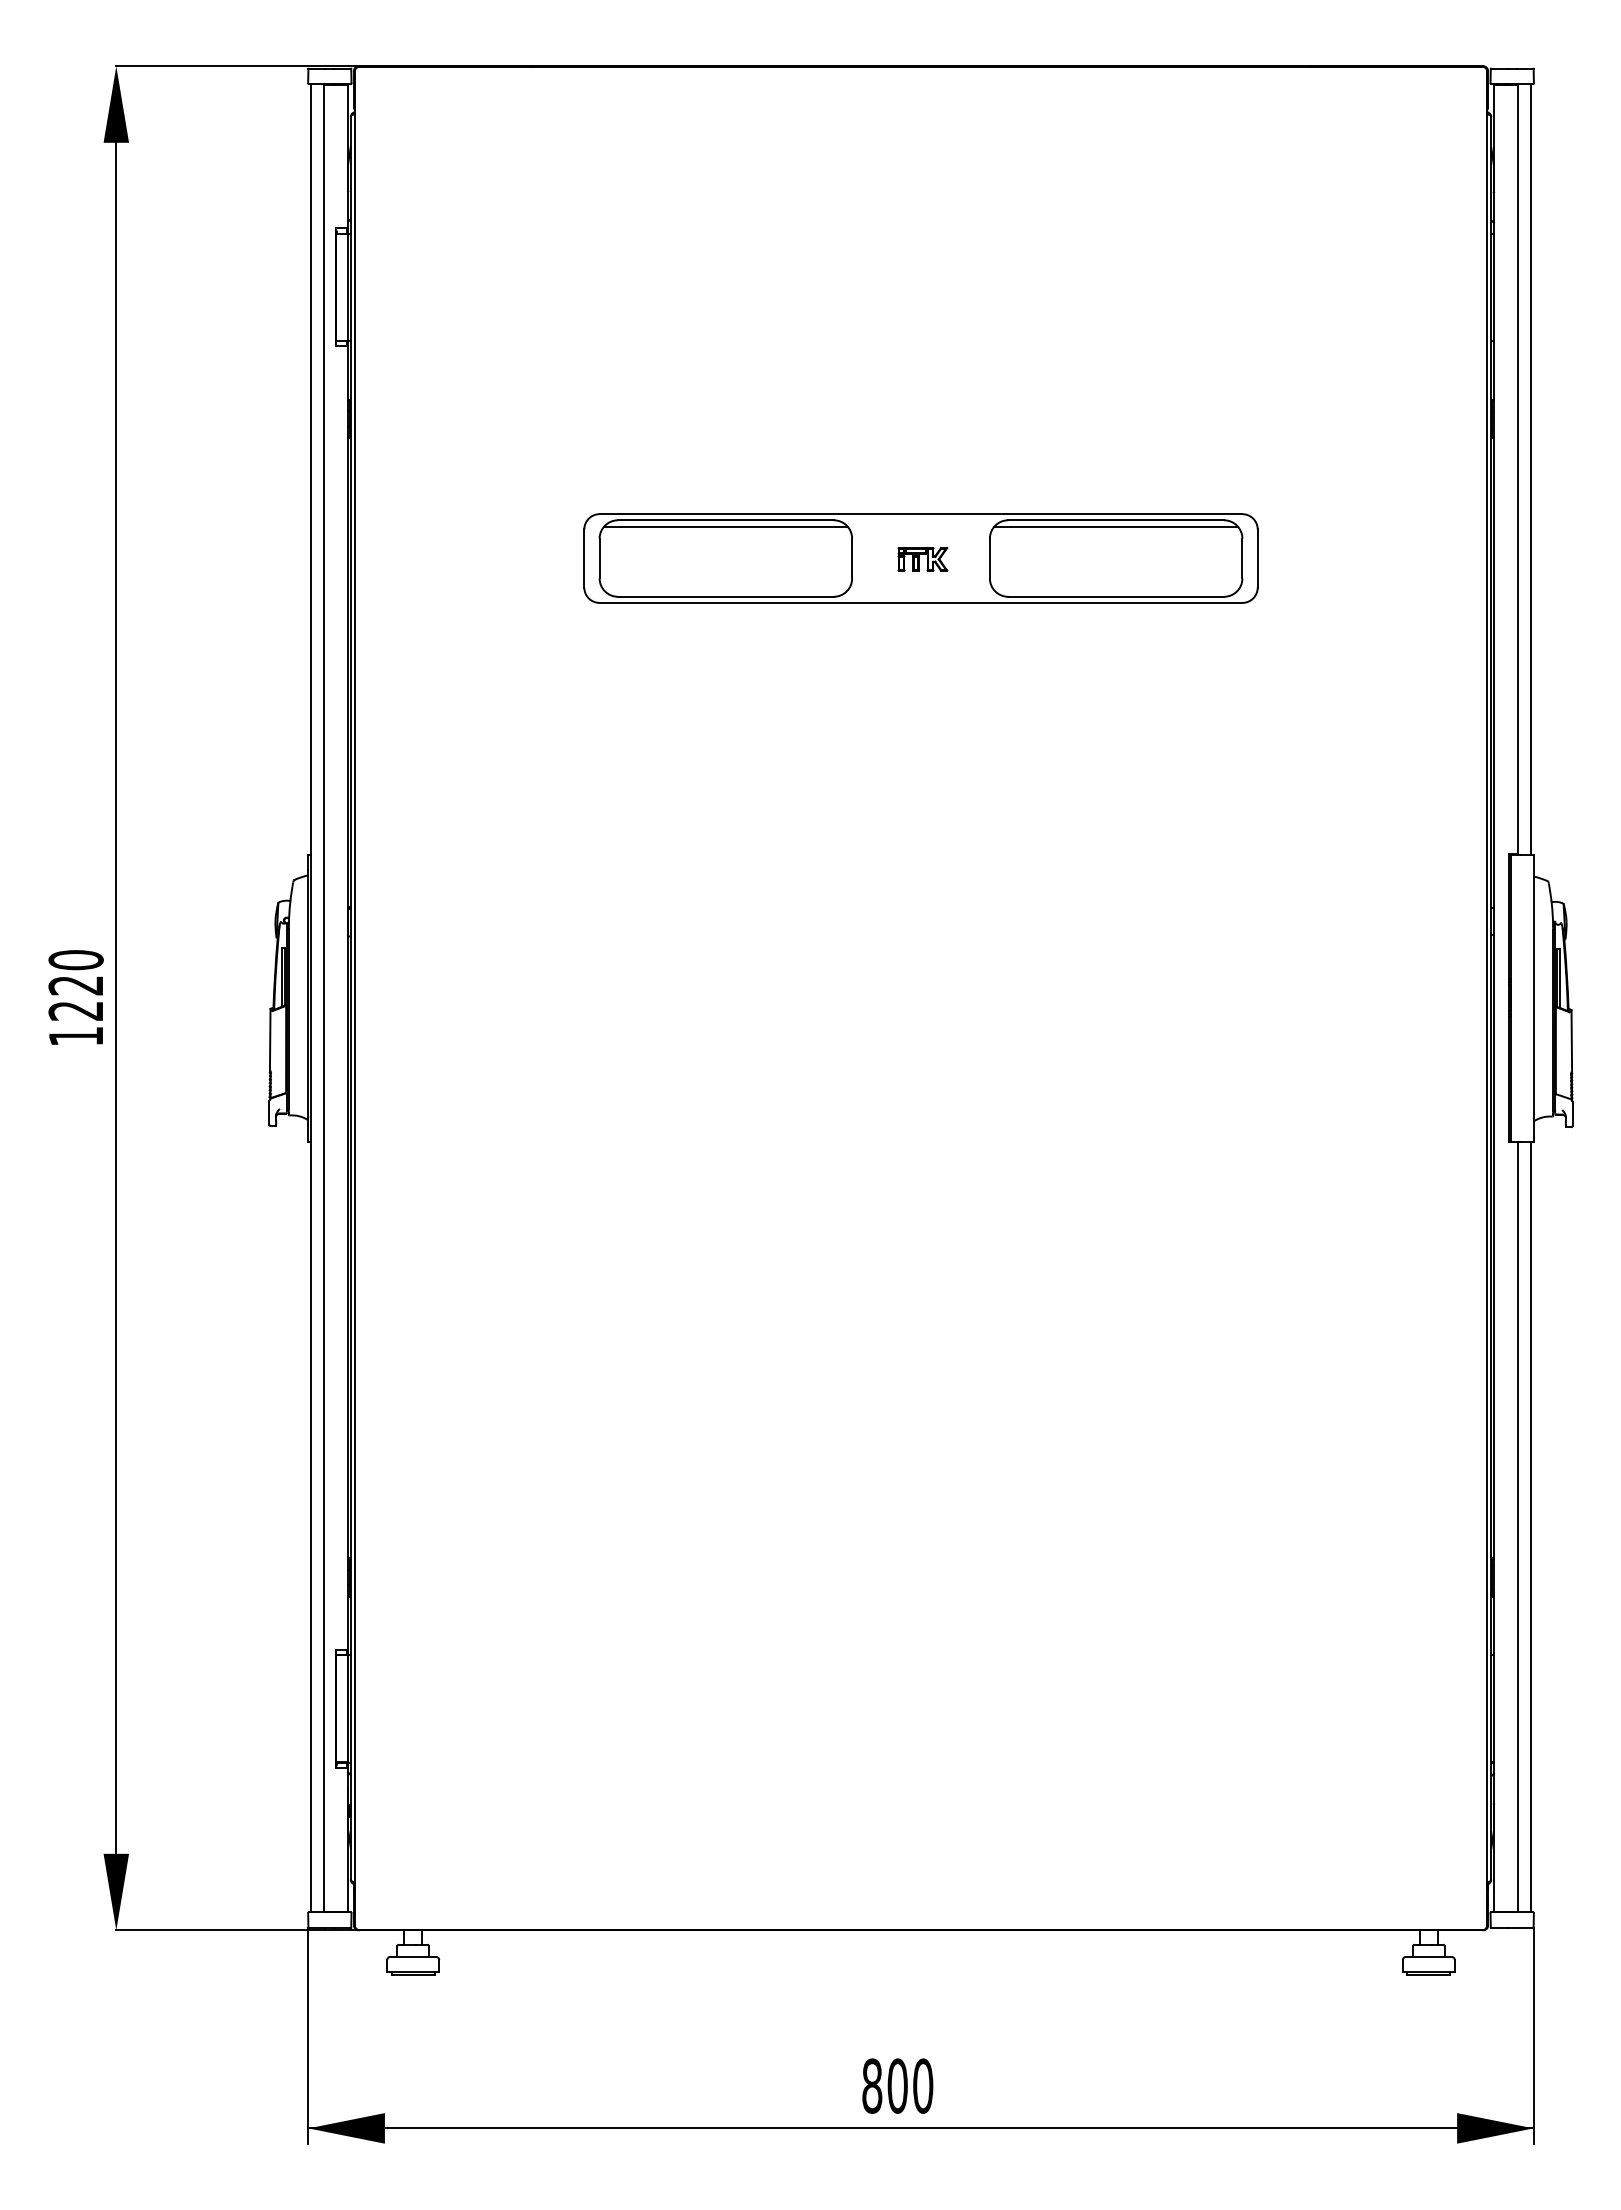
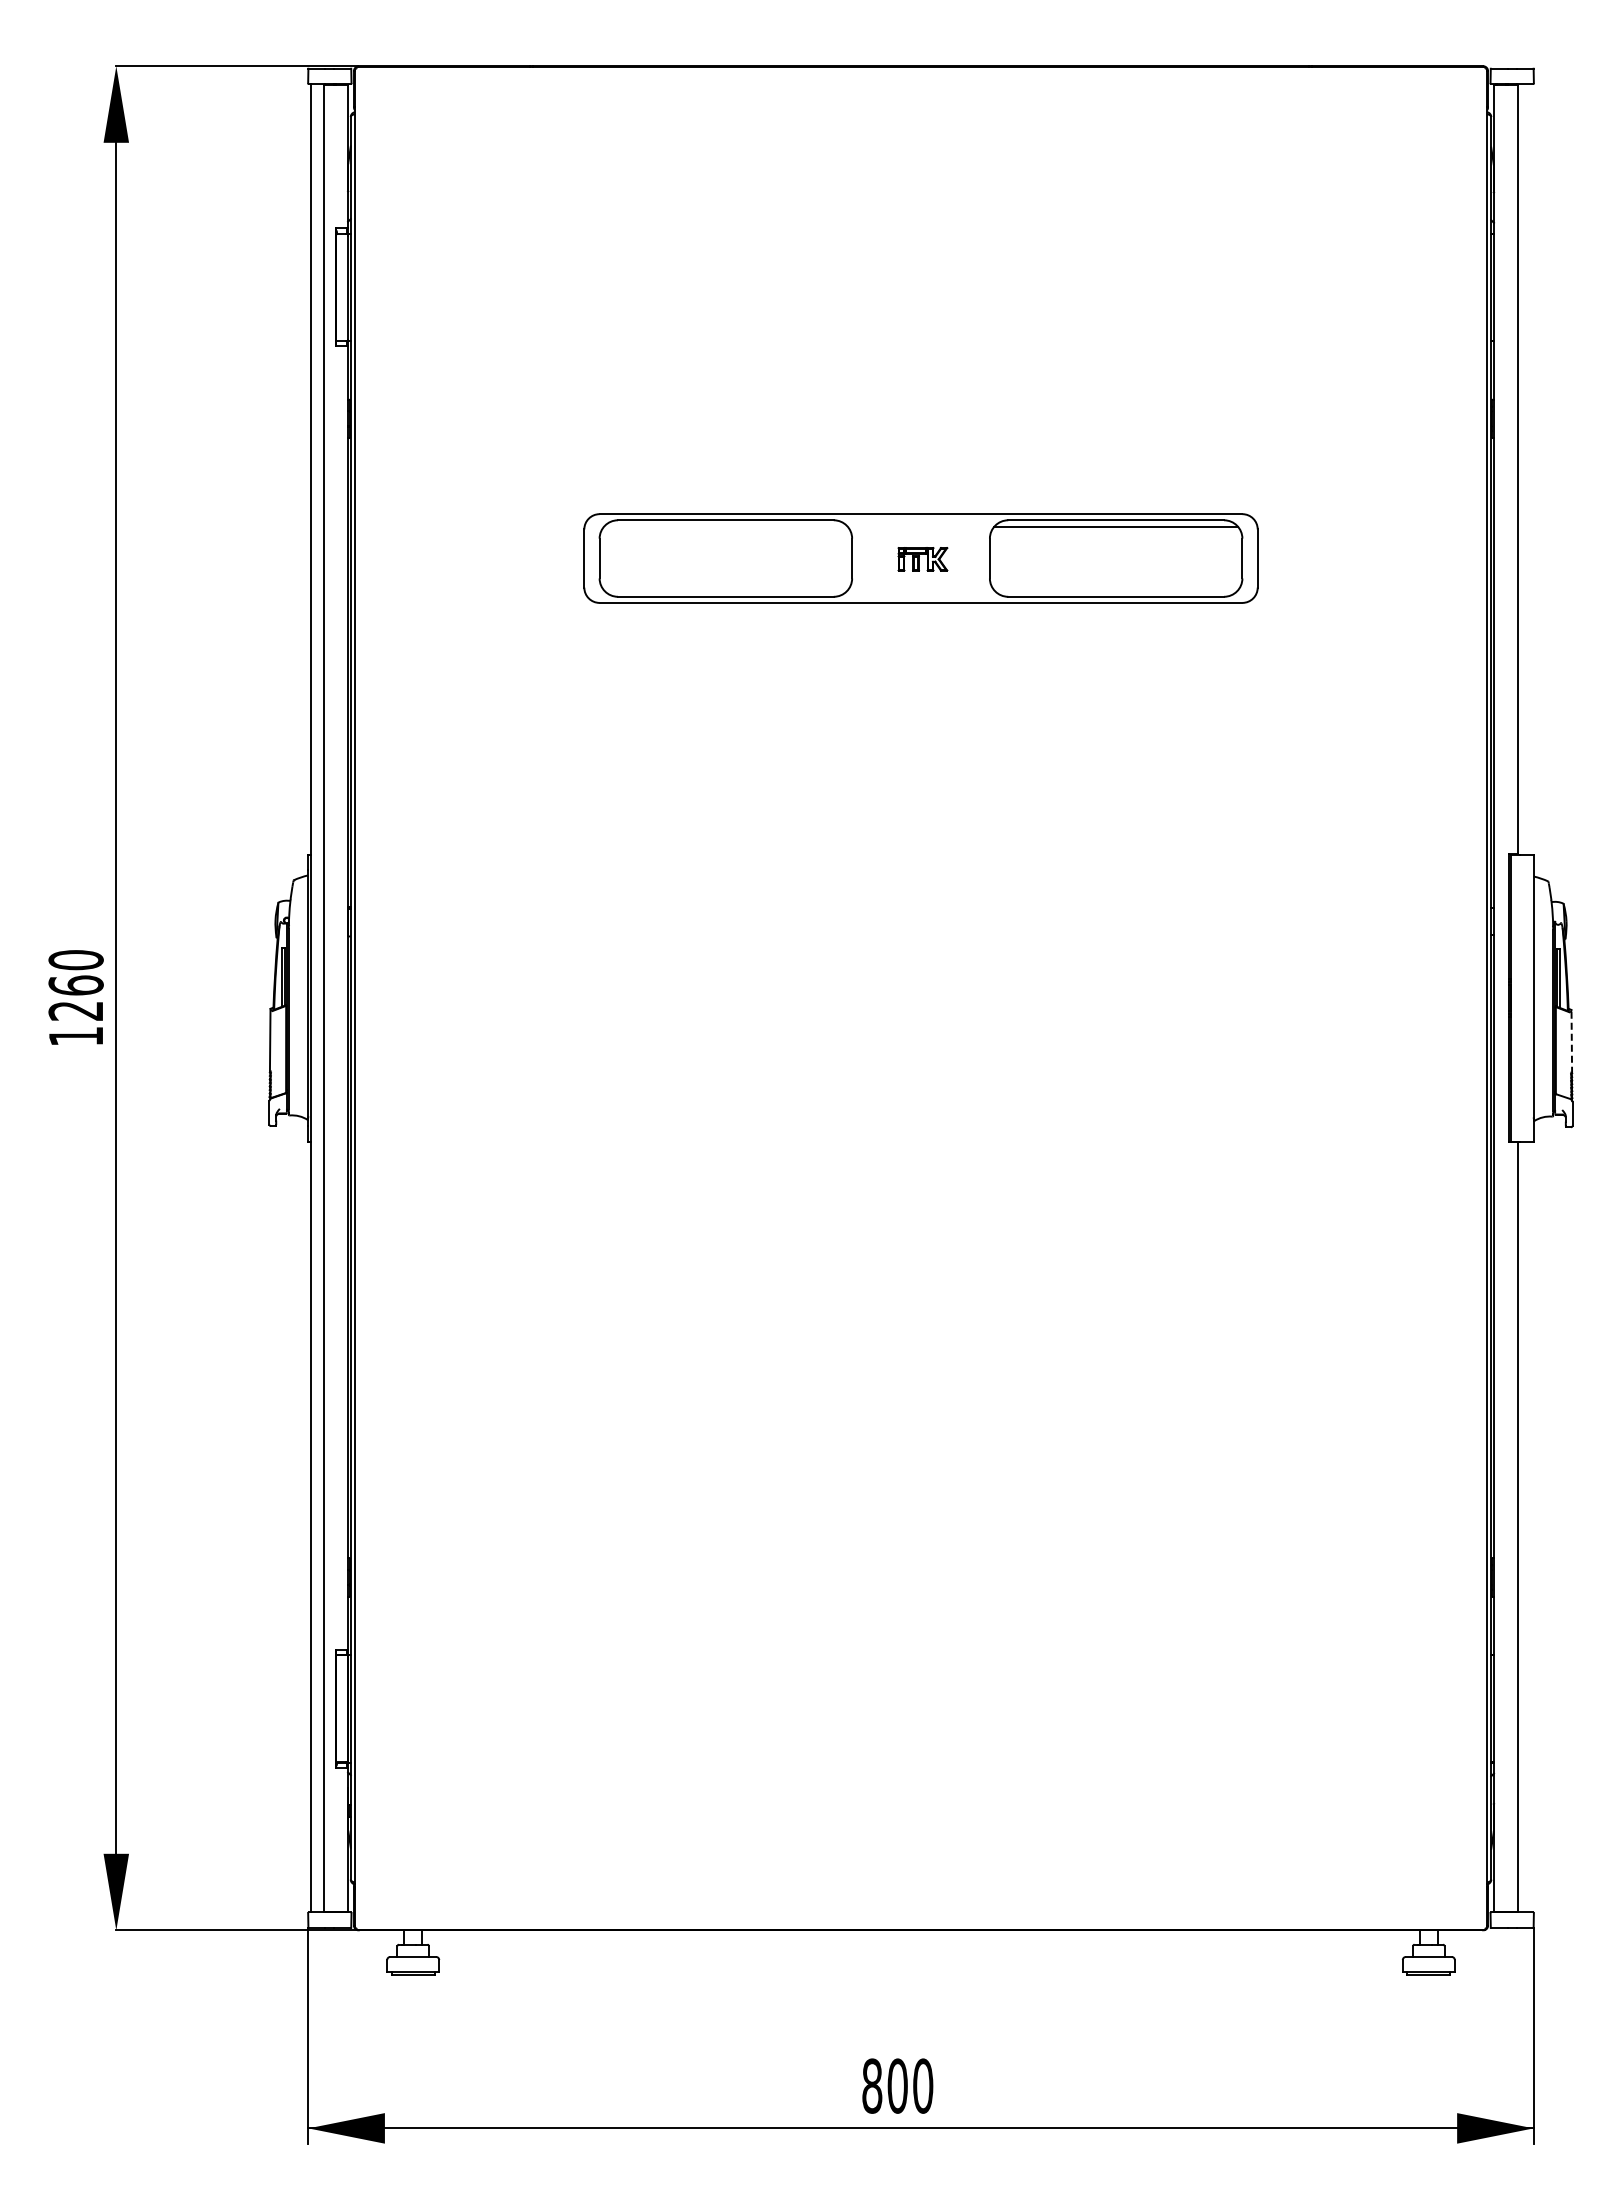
line: present -> none (1530, 469)
line: present -> none (725, 526)
text: 1220 -> 1260 (75, 985)
line: solid -> dashed (1571, 1042)
line: present -> none (1530, 1526)
